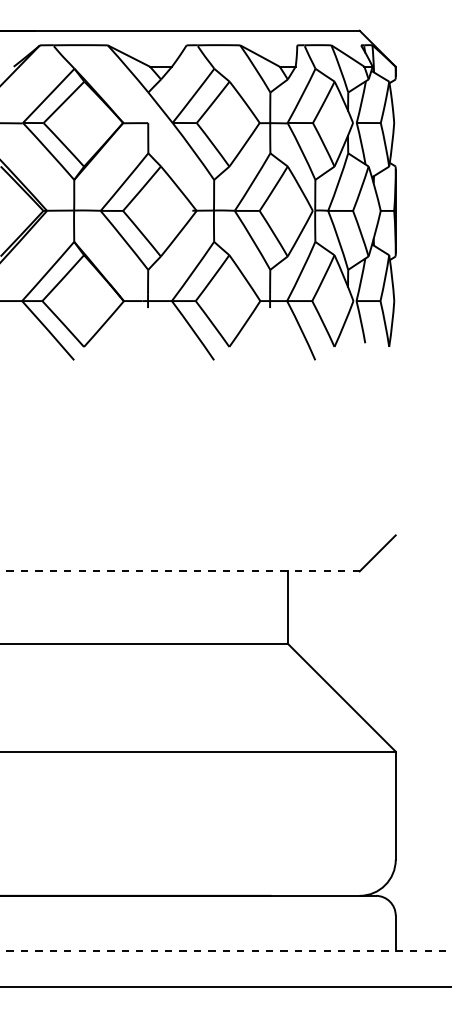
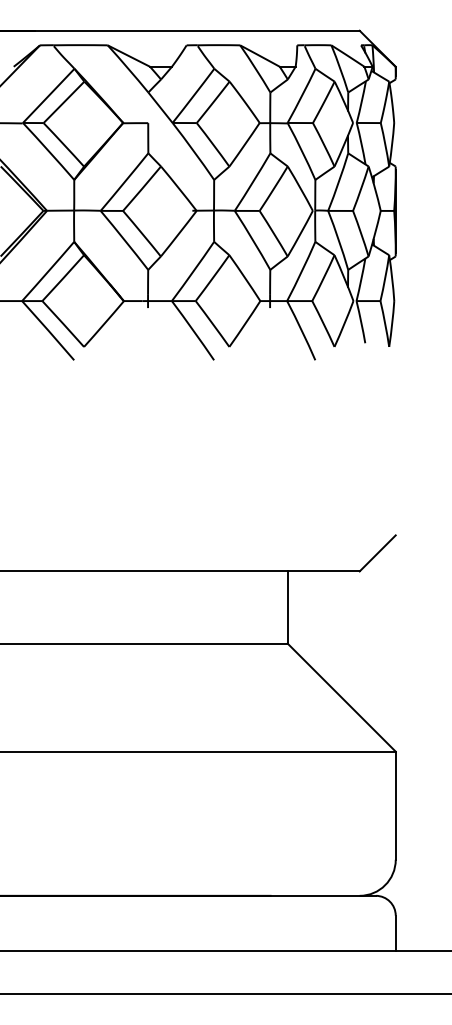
line: dashed -> solid (179, 571)
line: dashed -> solid (226, 950)
line position: (225, 987) -> (225, 994) (225, 994)
